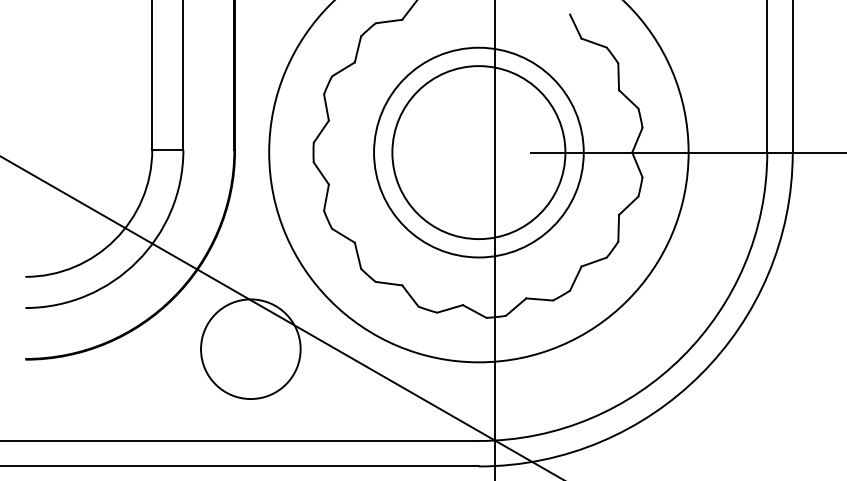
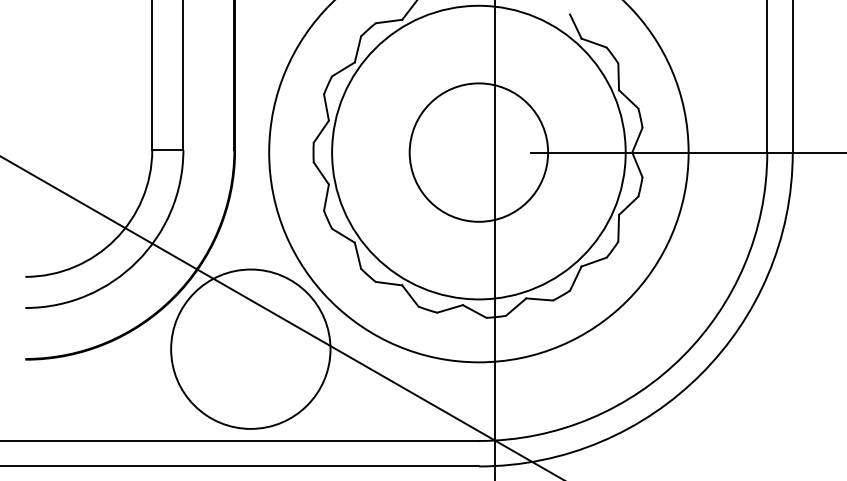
circle diameter: 173 px -> 138 px (478, 152)
circle diameter: 210 px -> 294 px (478, 152)
circle diameter: 100 px -> 159 px (250, 348)
